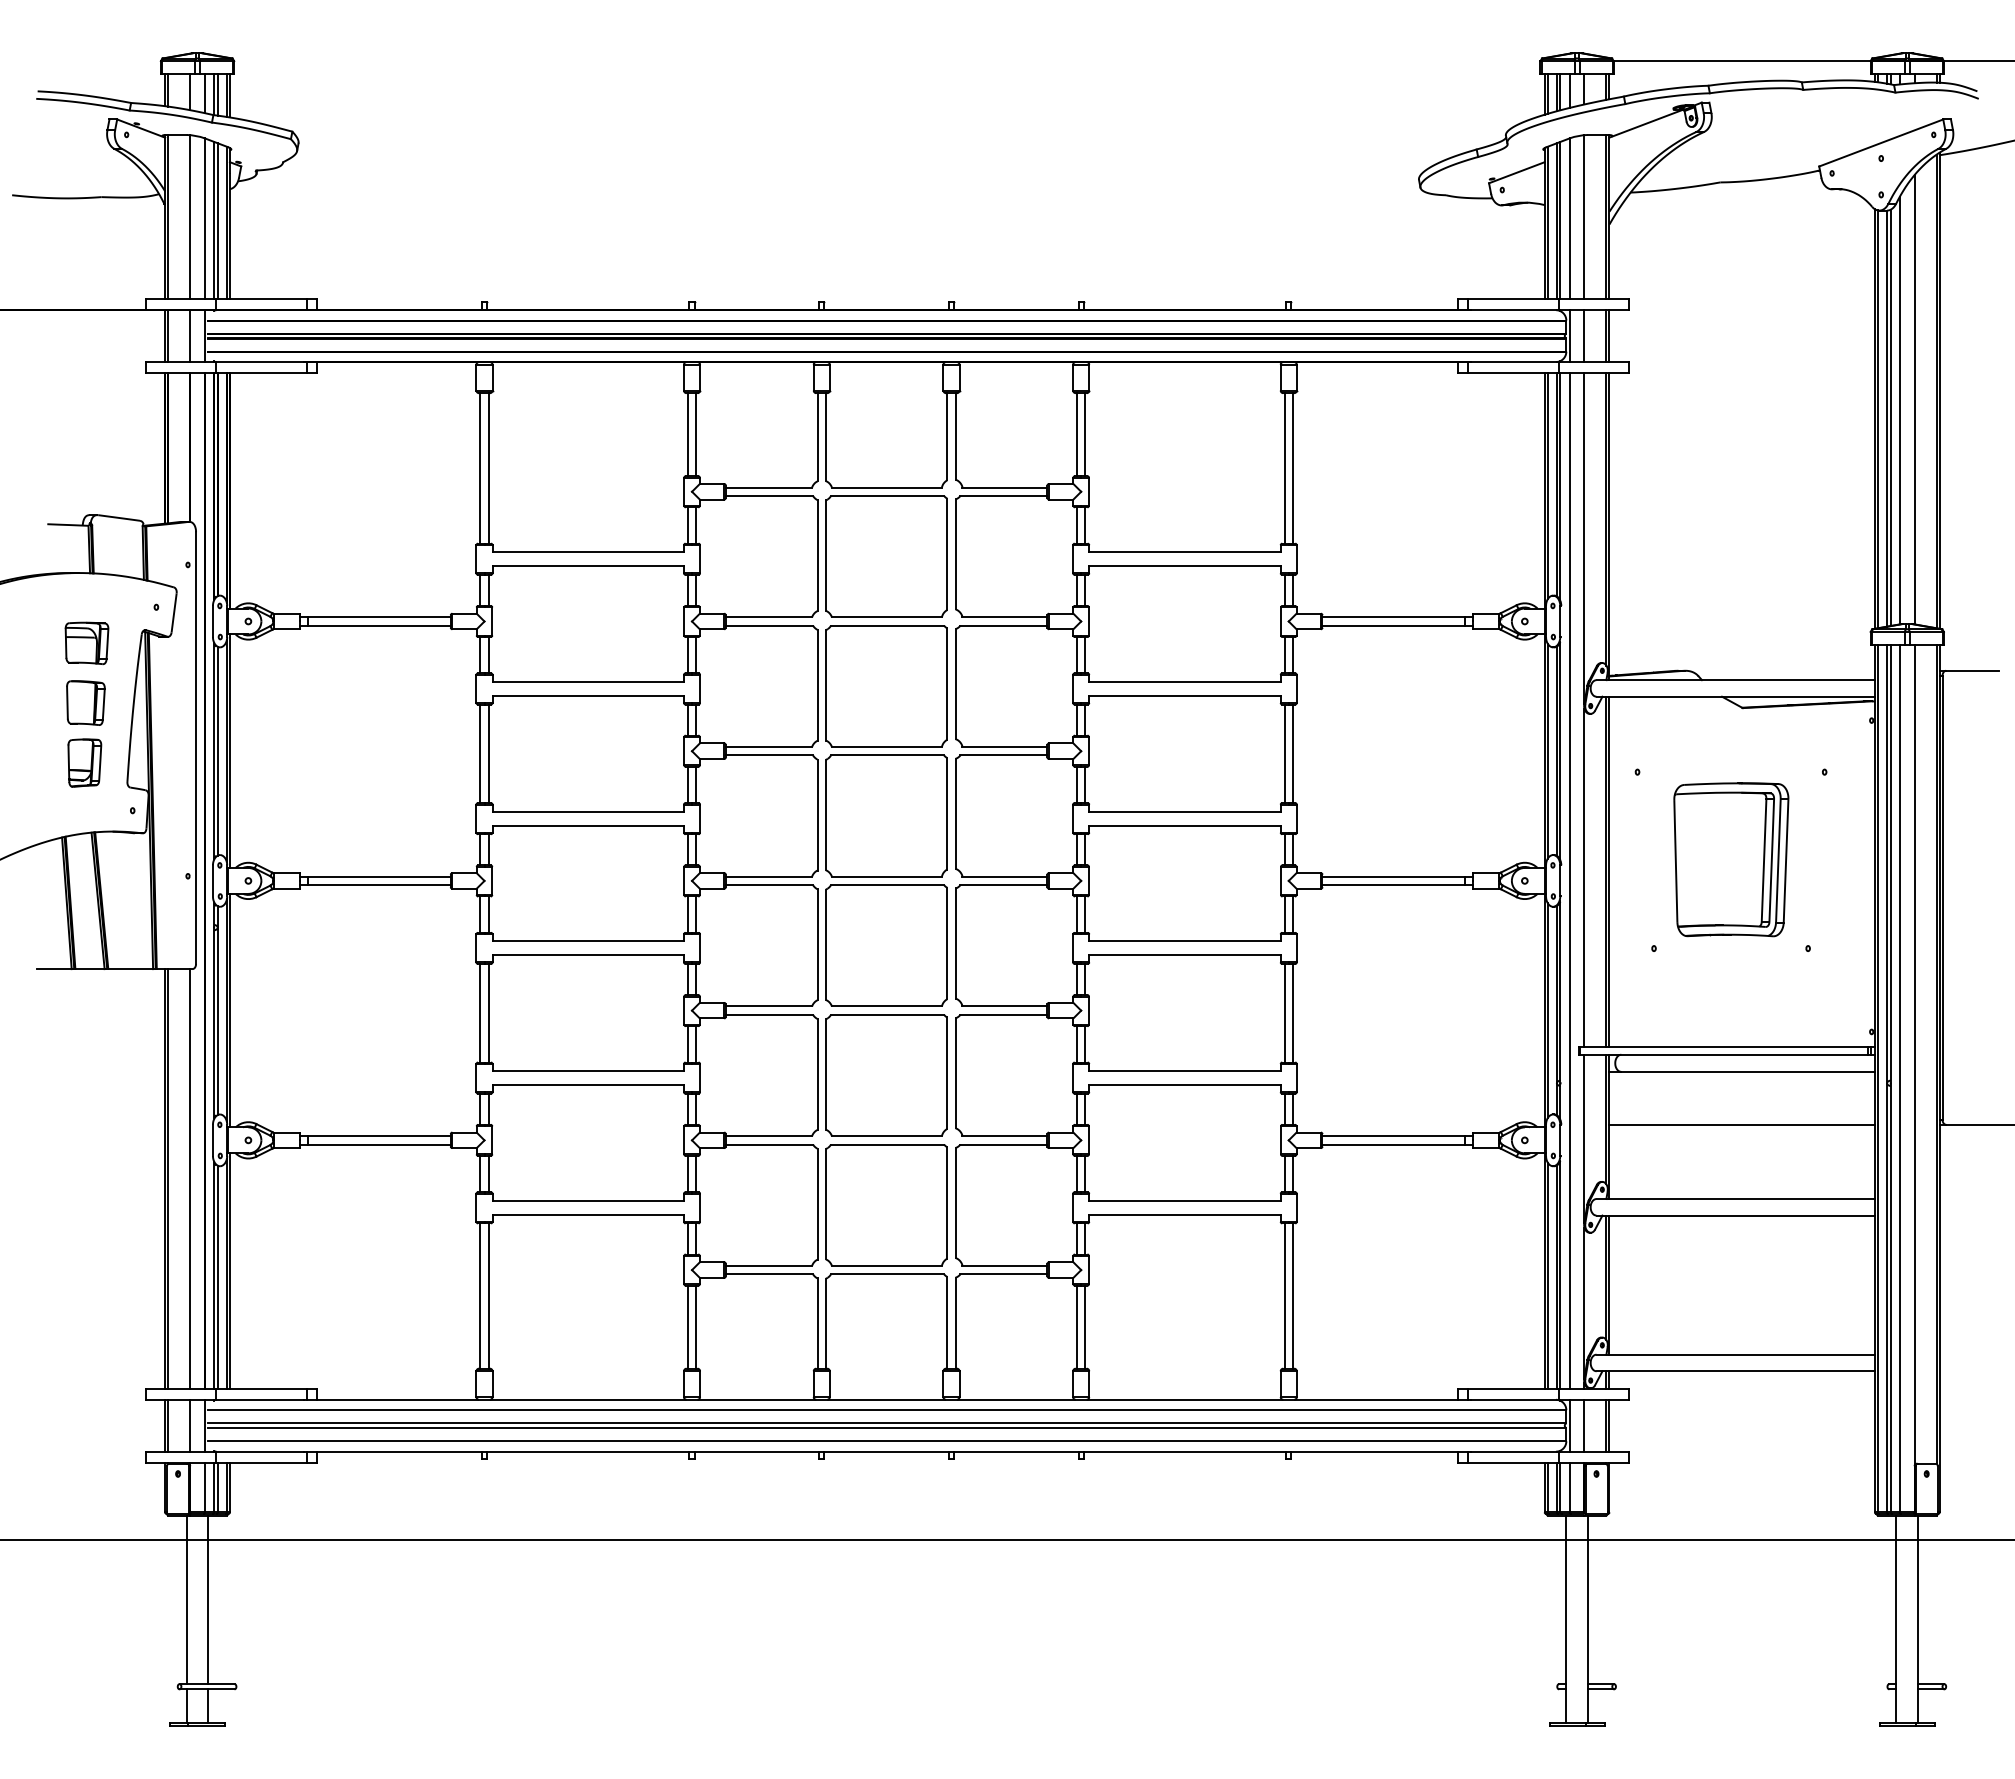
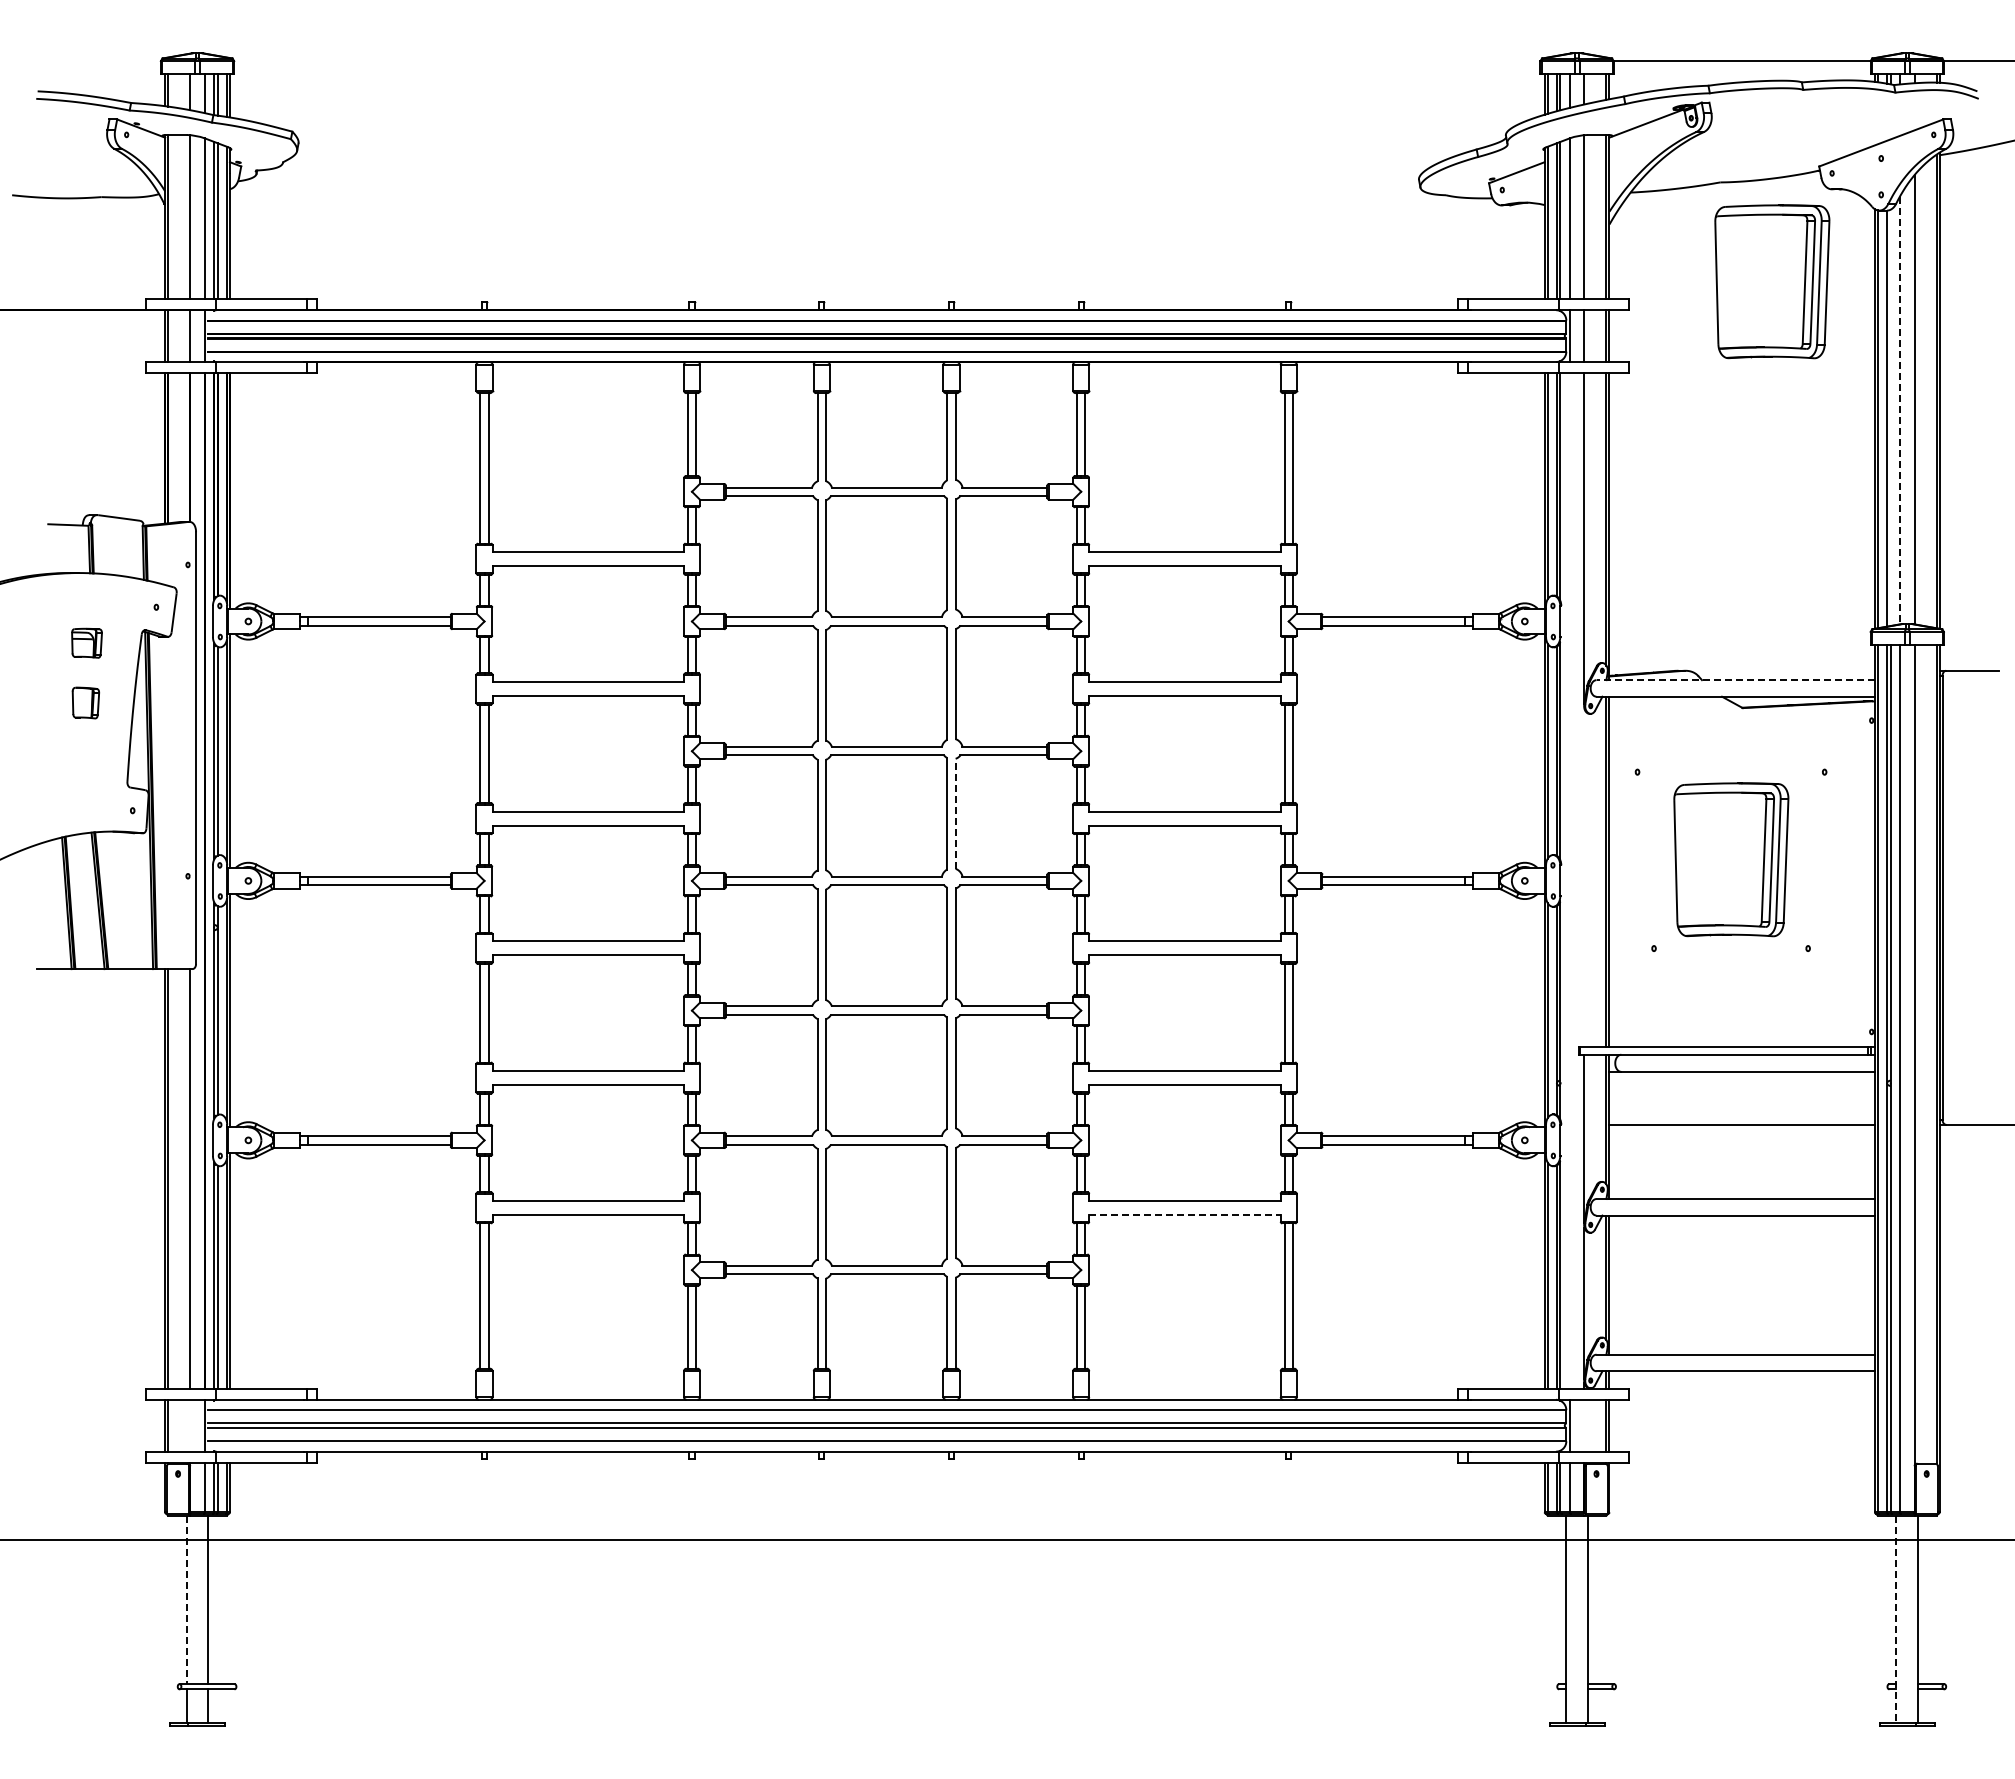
part: none -> present (1772, 281)
line: solid -> dashed (1899, 410)
line: present -> none (1890, 417)
part size: 46x44 px -> 32x32 px (86, 642)
line: solid -> dashed (1735, 680)
part size: 40x46 px -> 29x34 px (85, 702)
part: present -> none (84, 762)
line: solid -> dashed (955, 813)
line: present -> none (1584, 877)
line: present -> none (1569, 880)
line: solid -> dashed (1184, 1214)
line: present -> none (190, 1425)
line: present -> none (1584, 1425)
line: solid -> dashed (186, 1600)
line: solid -> dashed (1896, 1619)
